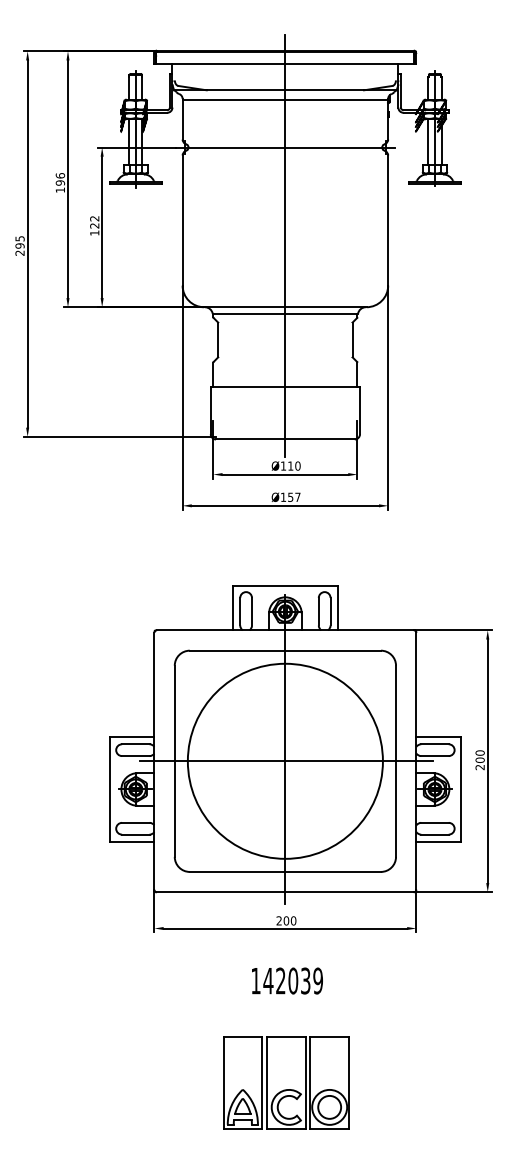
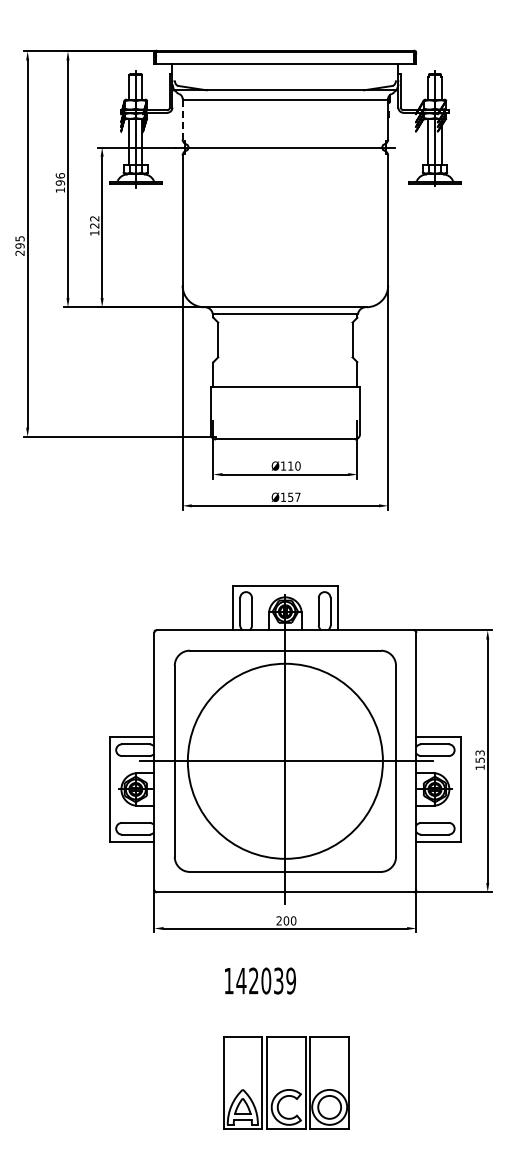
line: solid -> dashed (182, 119)
line: present -> none (285, 245)
text: 200 -> 153 (479, 760)
text position: (287, 980) -> (260, 980) (260, 980)
